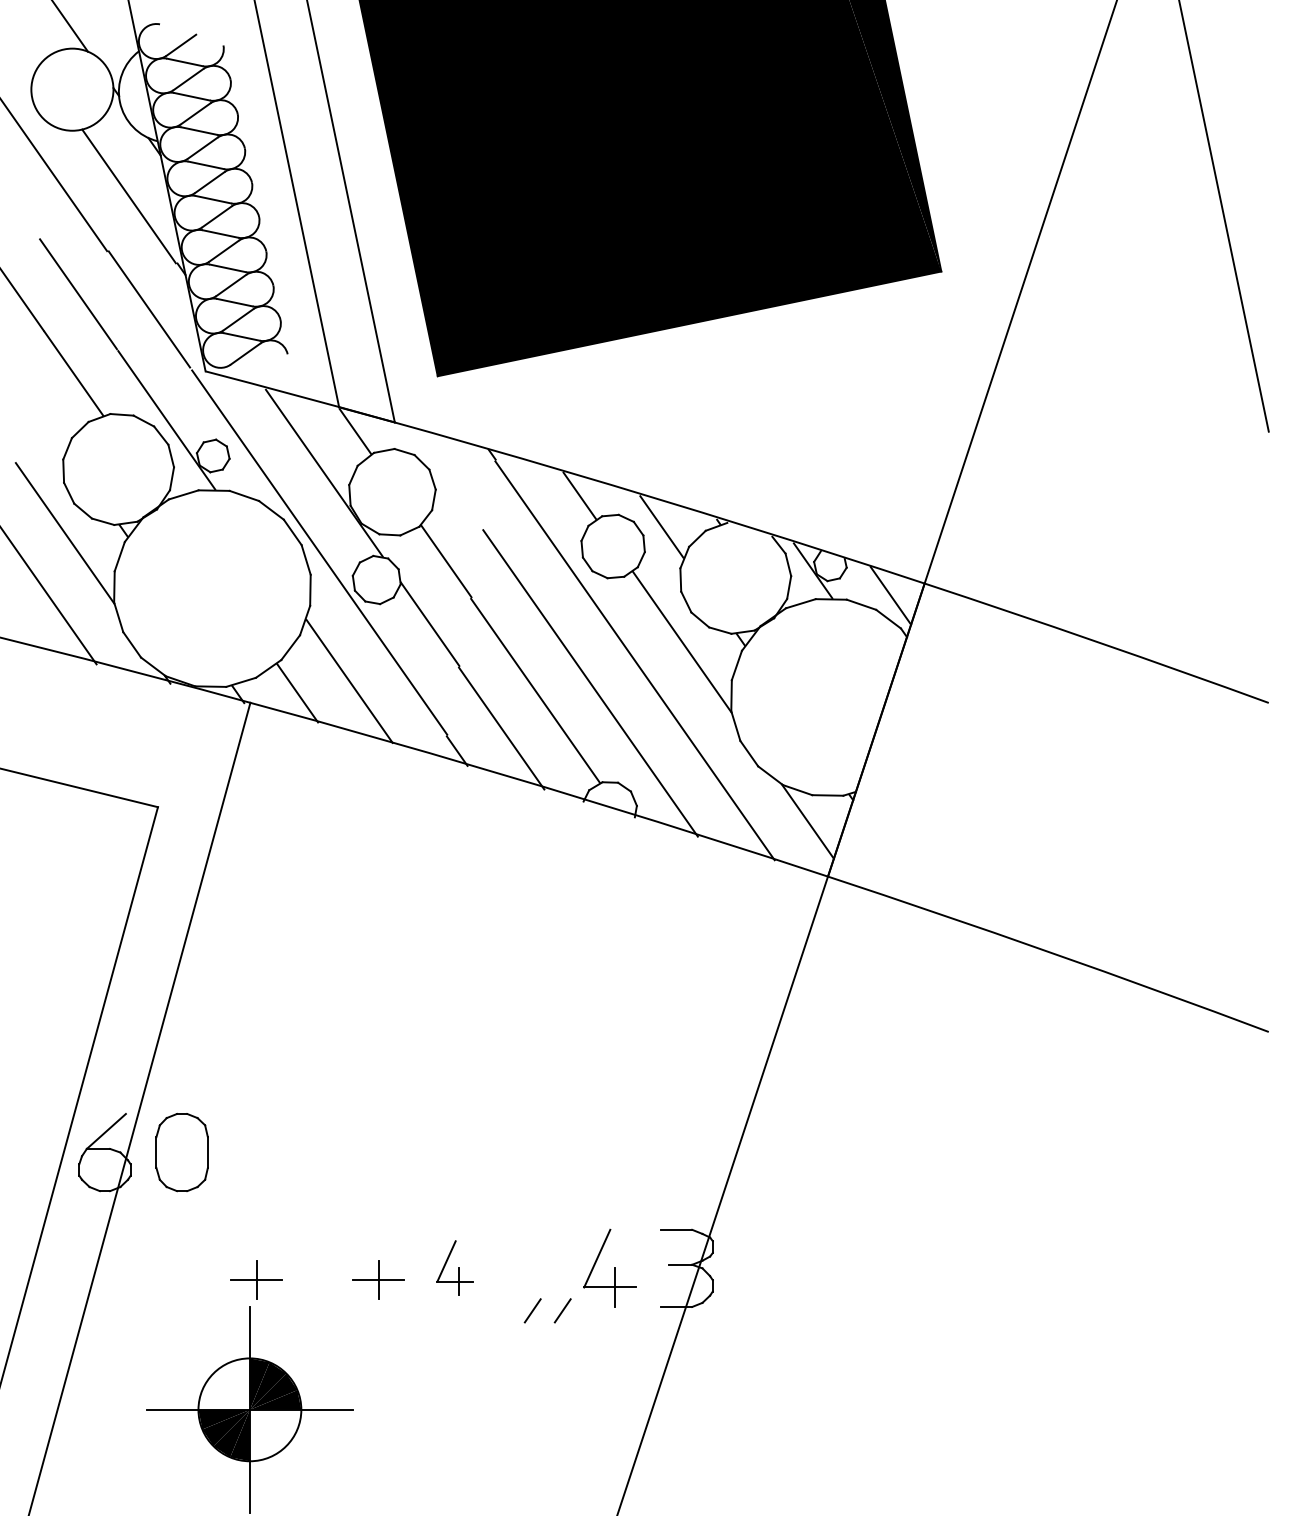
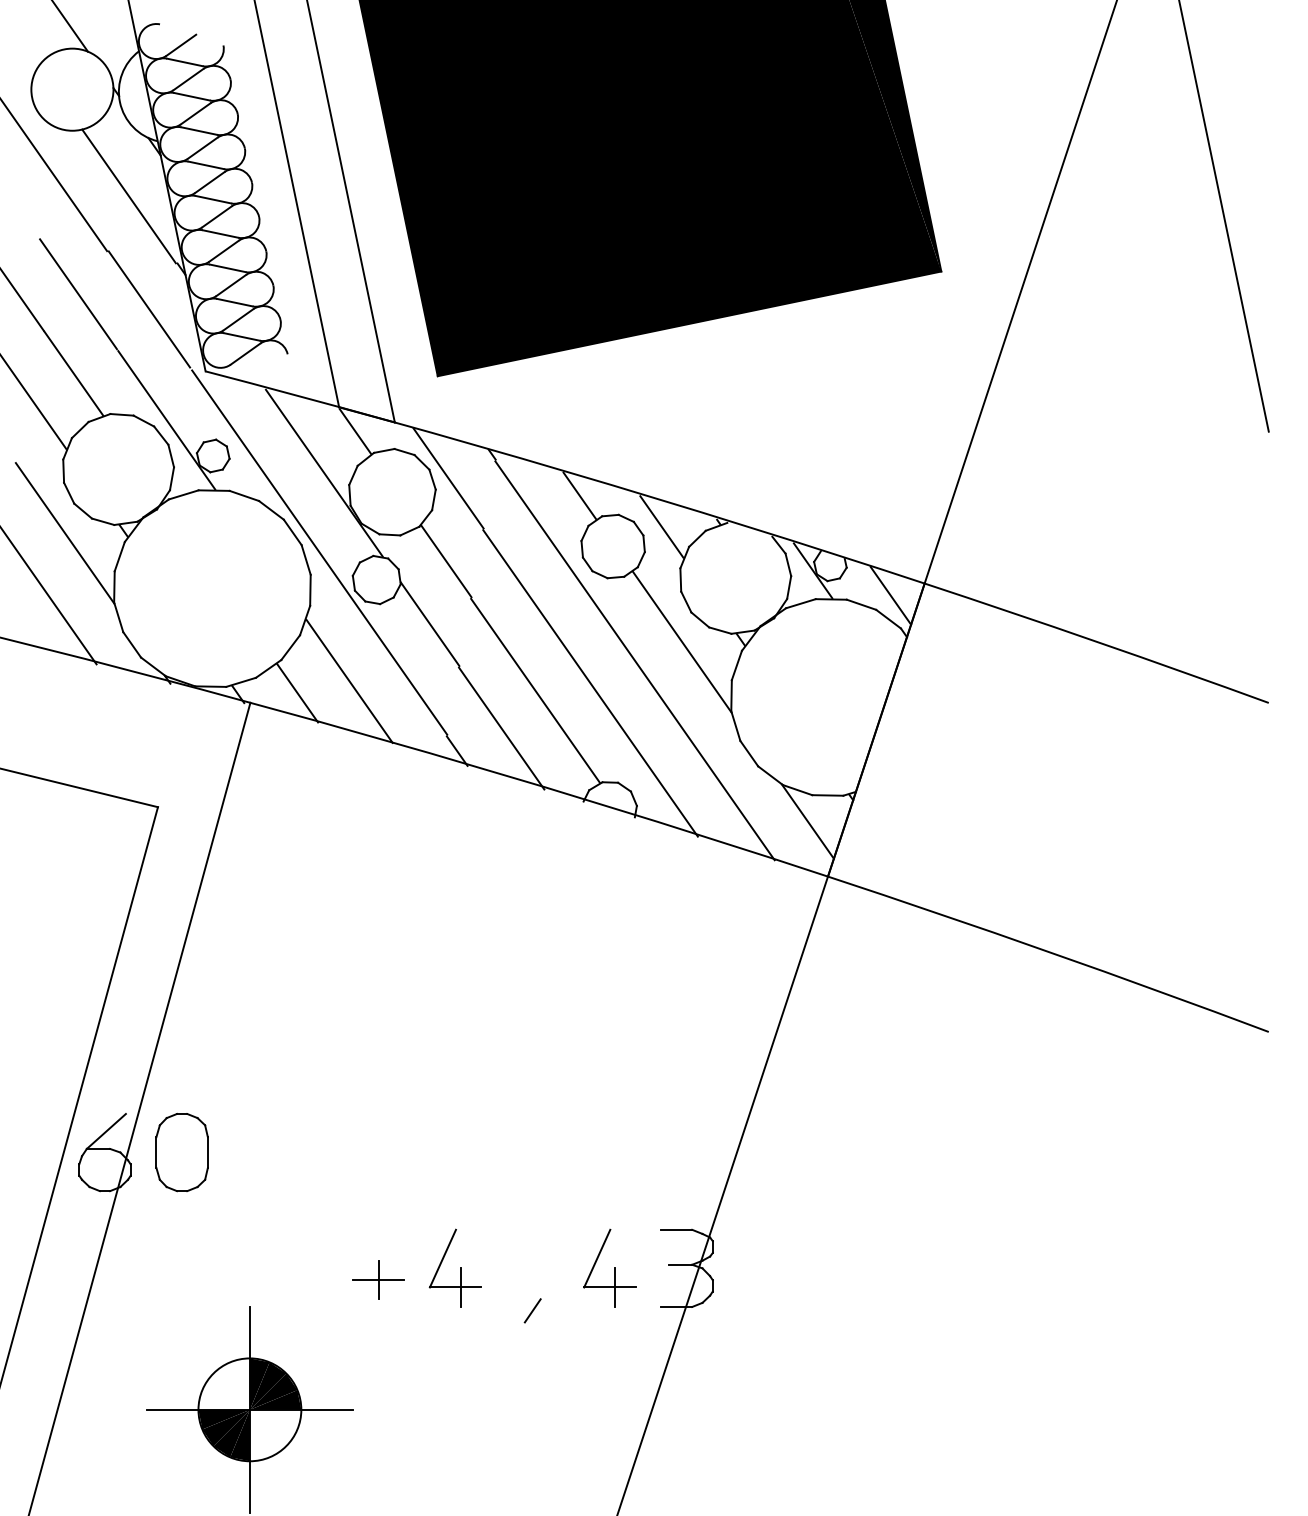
line: none -> present (34, 402)
line: none -> present (448, 478)
part size: 38x56 px -> 54x80 px (454, 1267)
part: present -> none (256, 1279)
line: present -> none (562, 1310)
